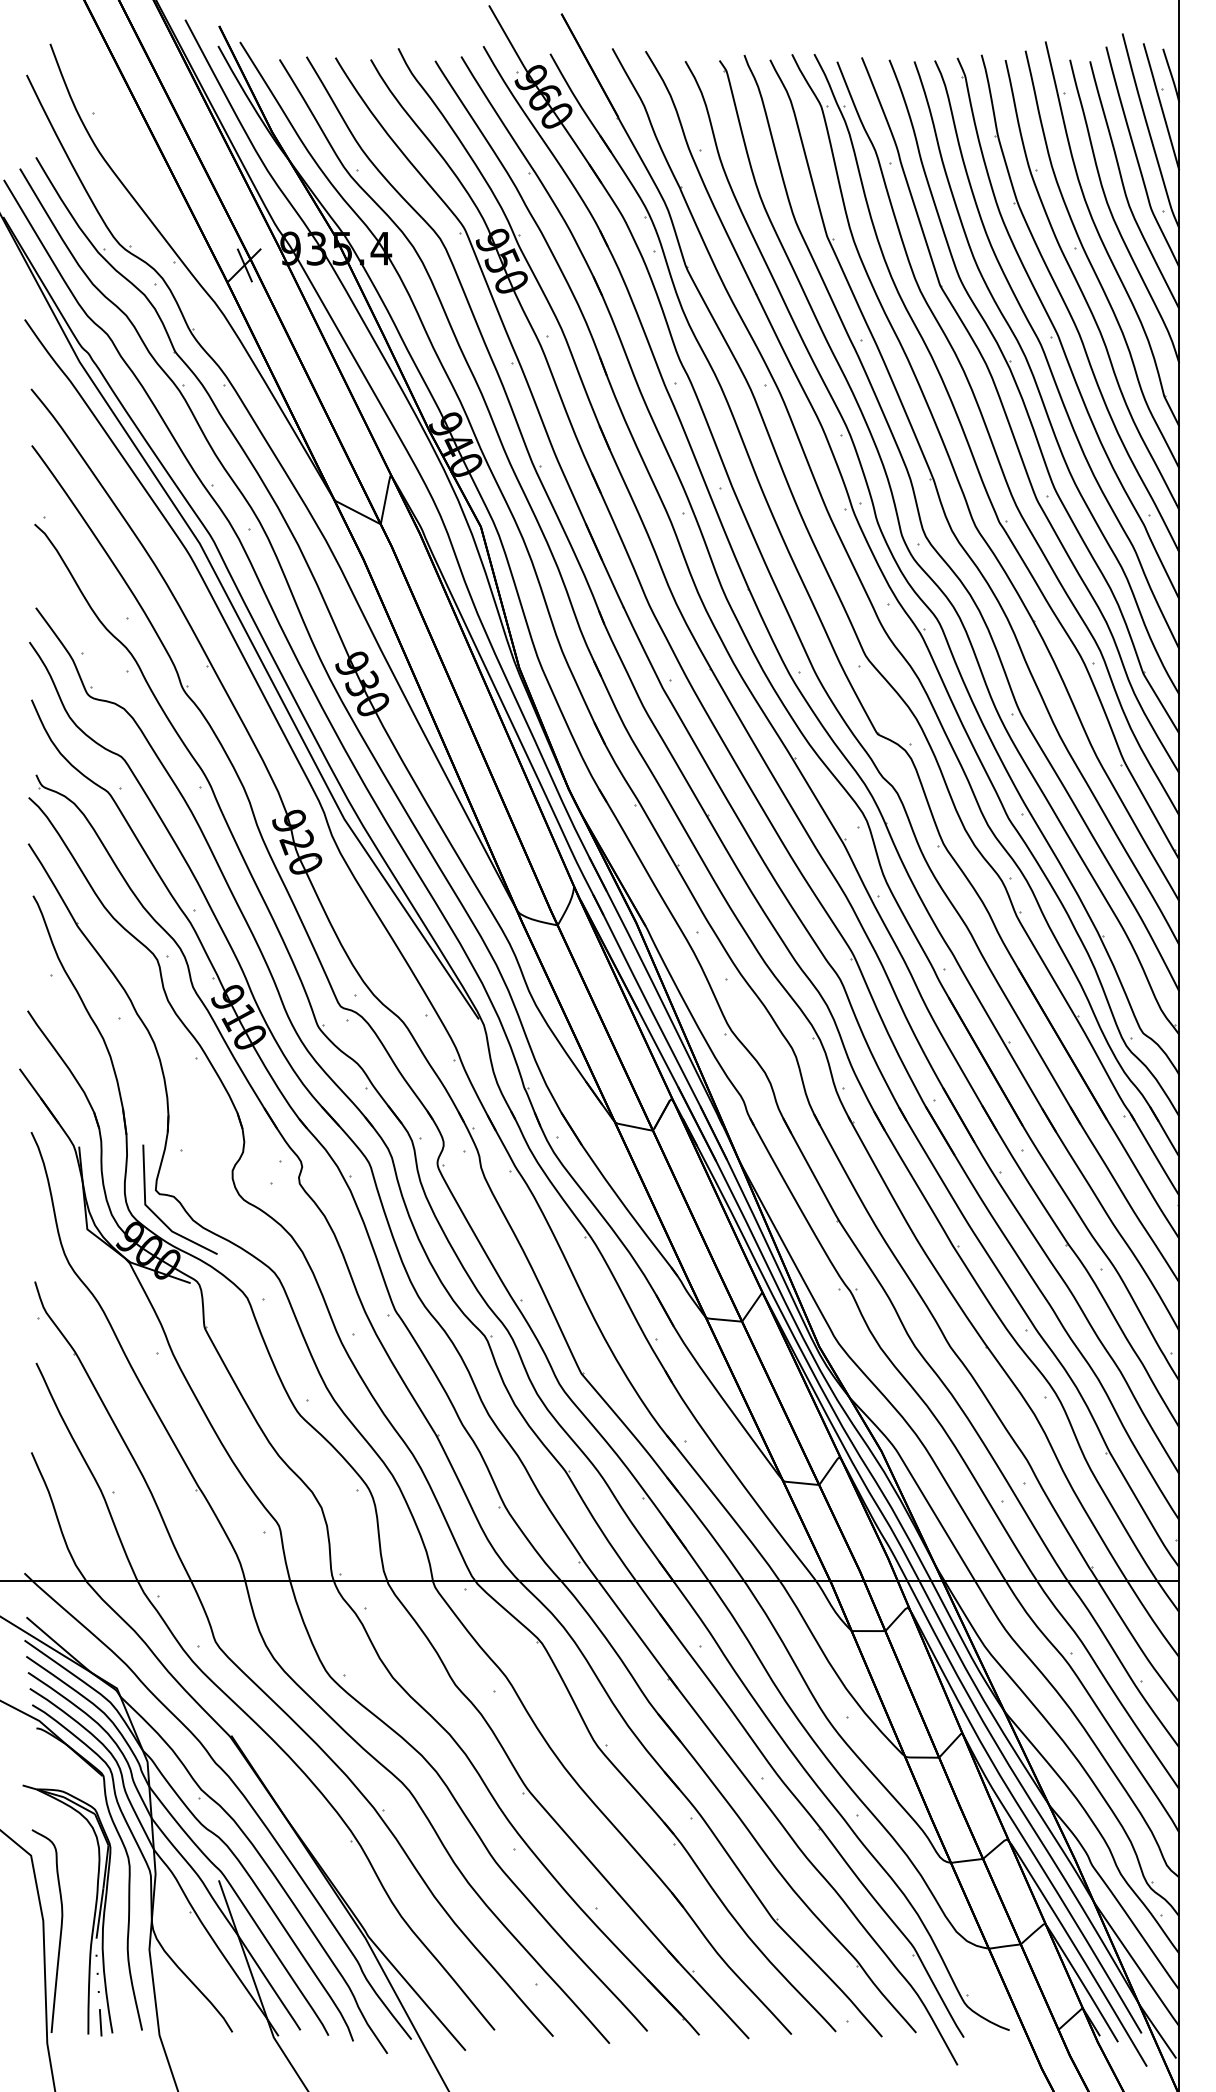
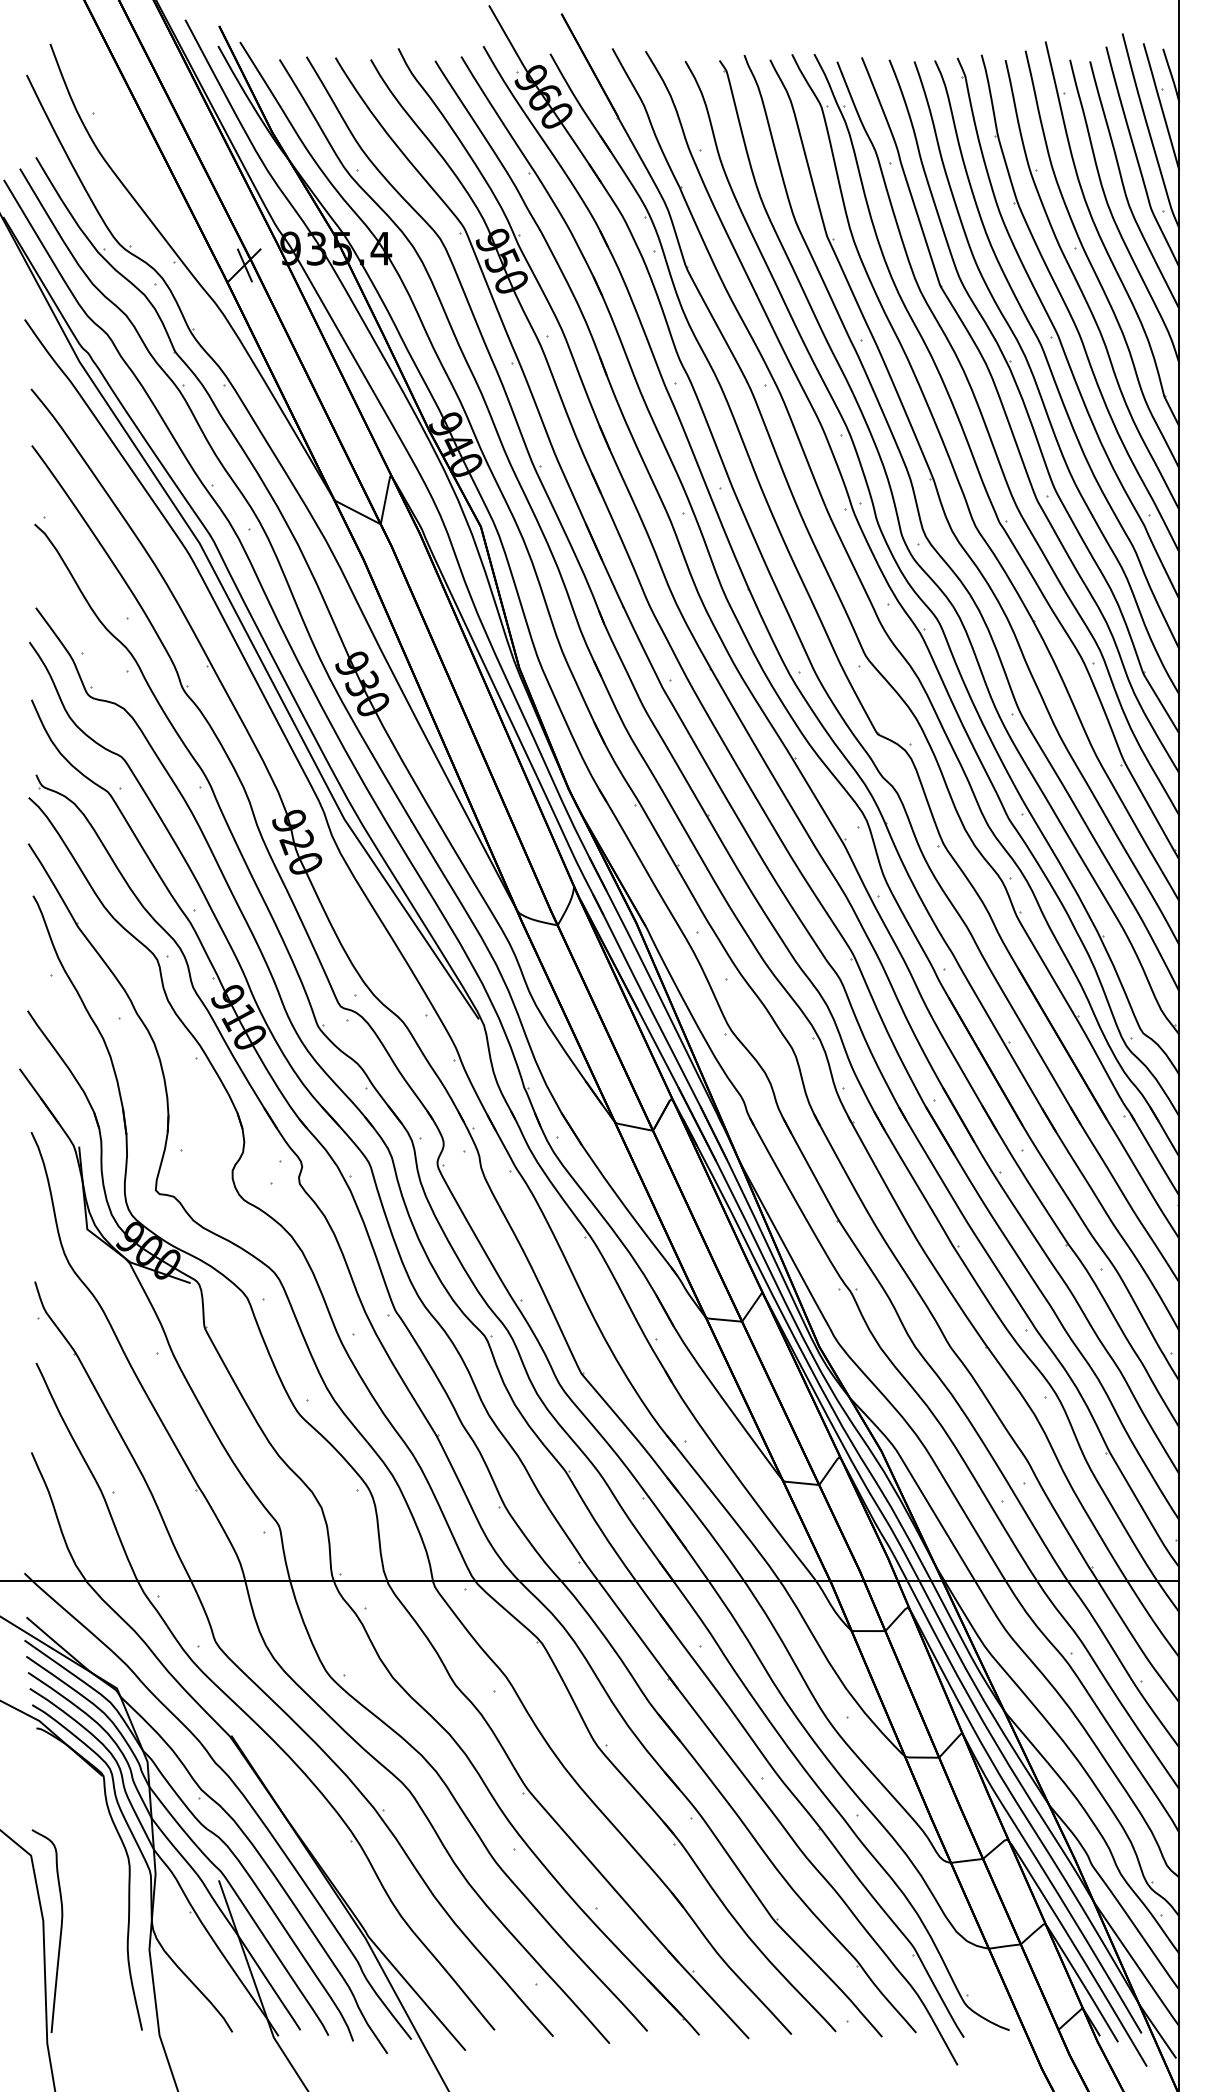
line: present -> none (160, 1218)
part: present -> none (93, 1916)
